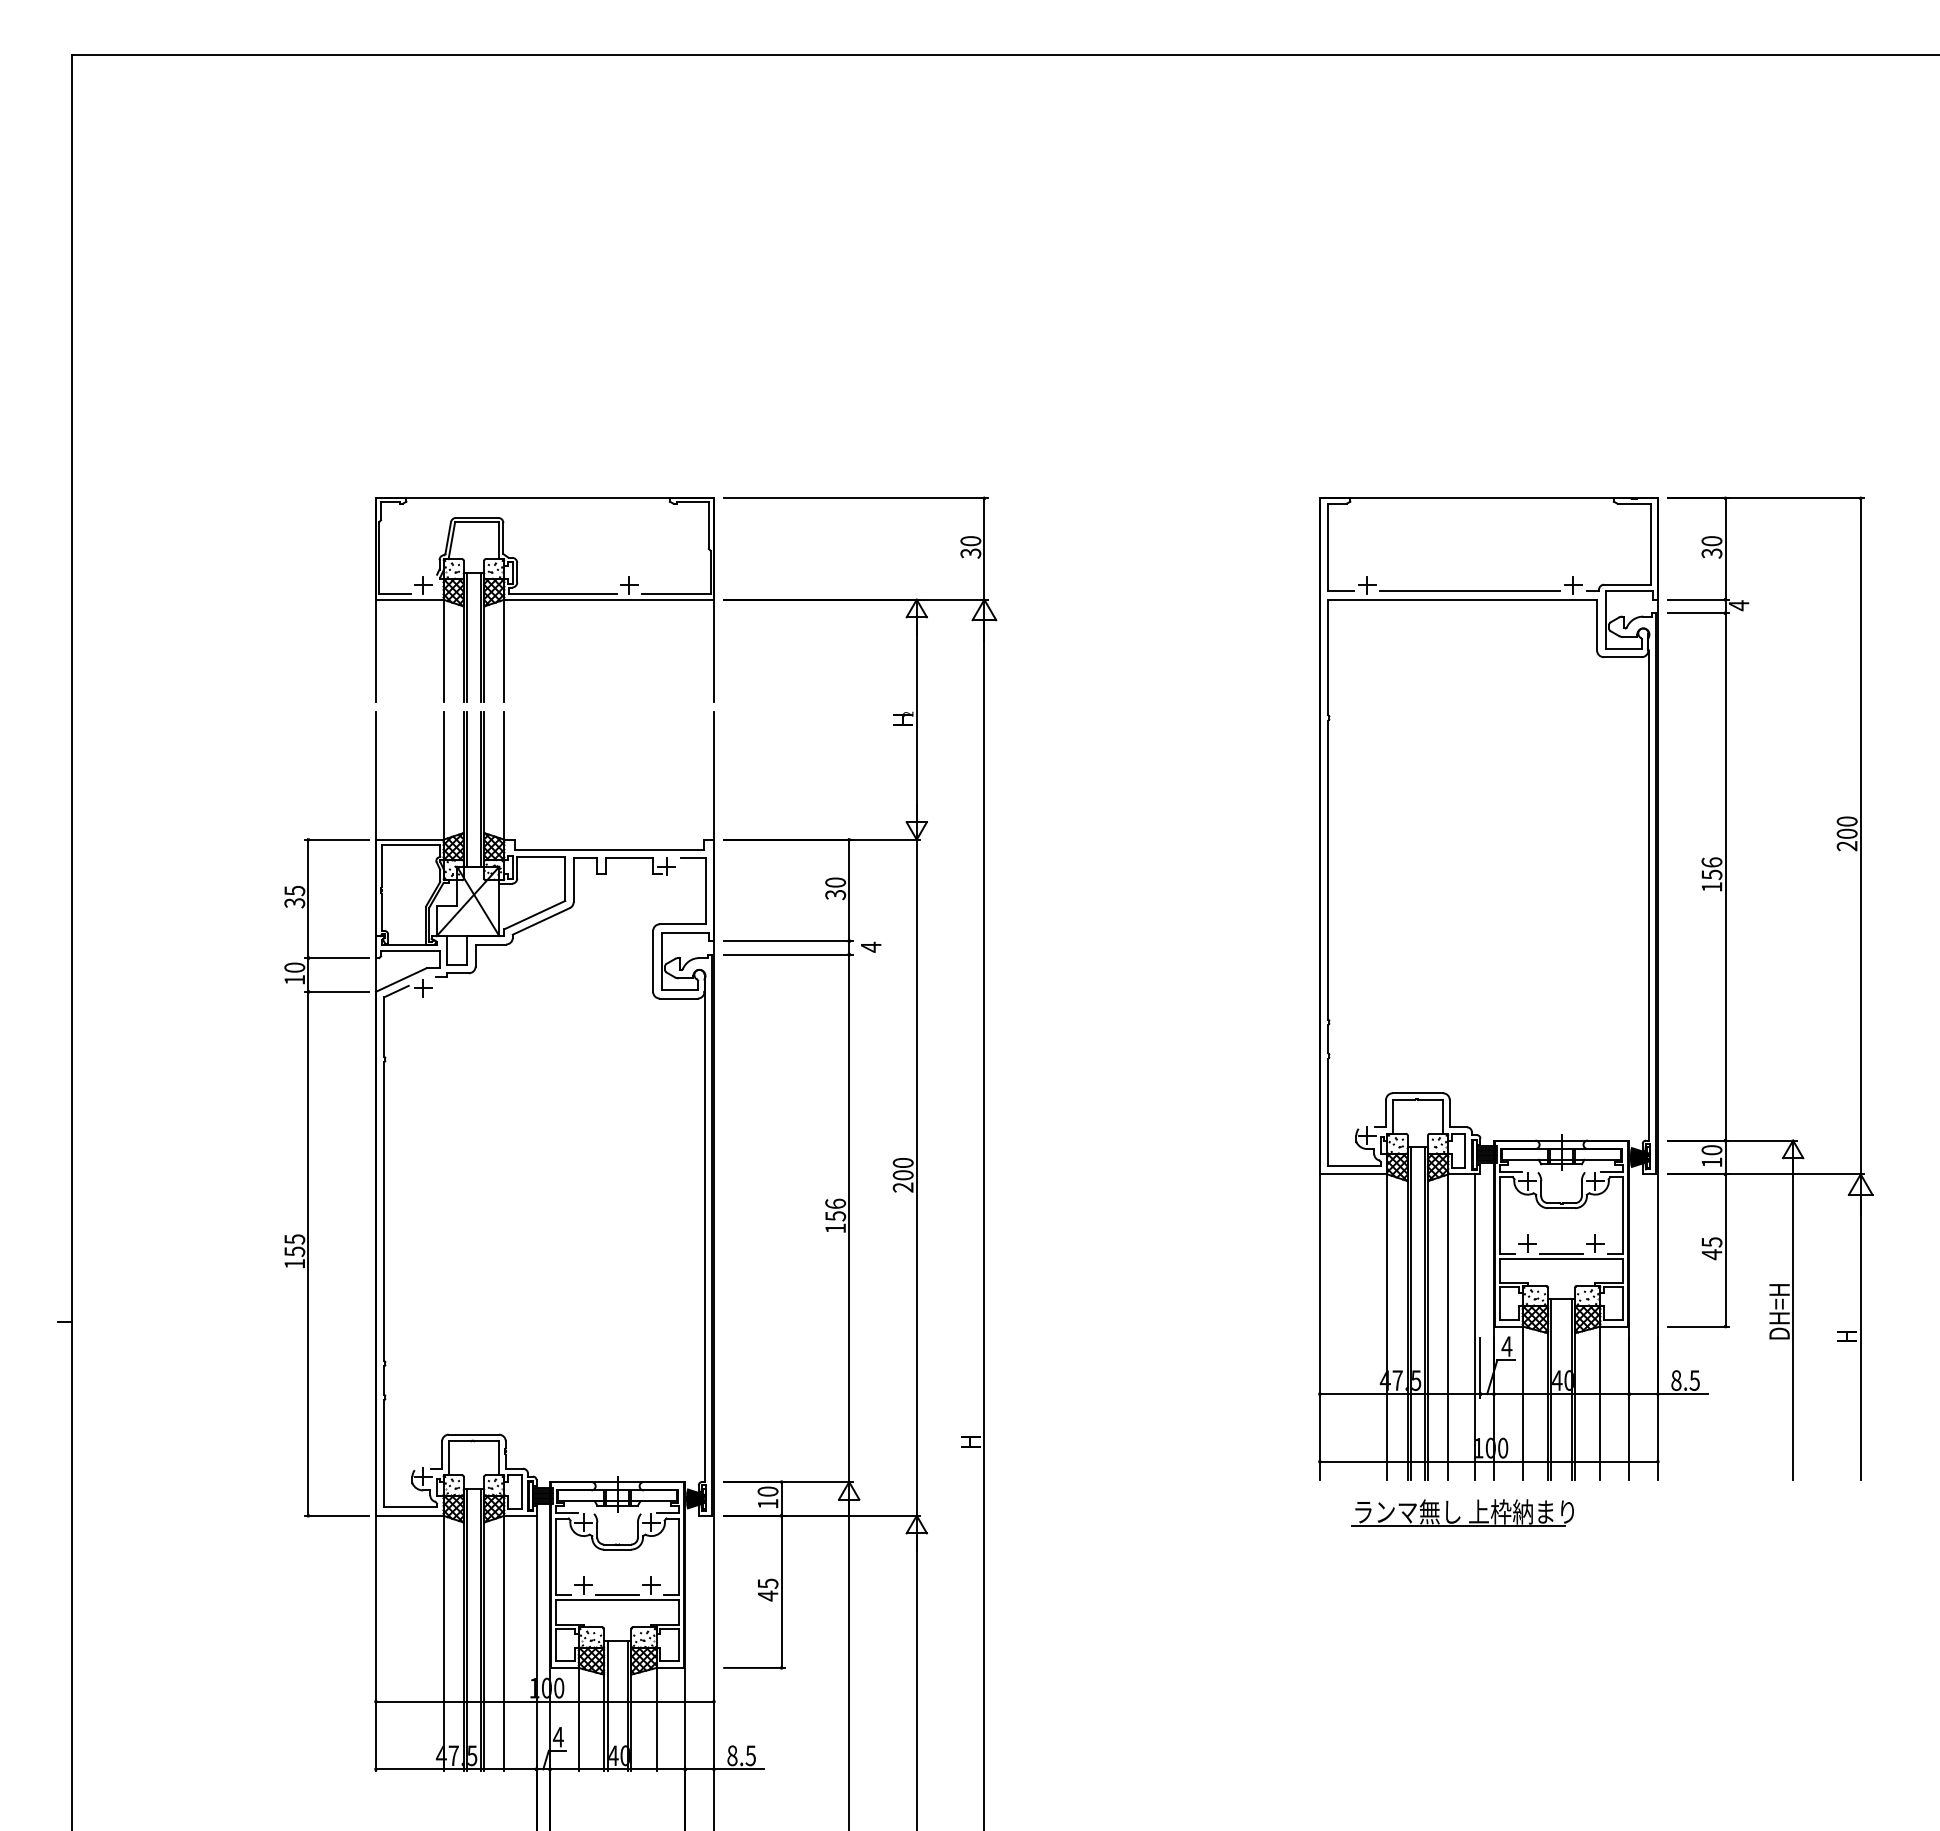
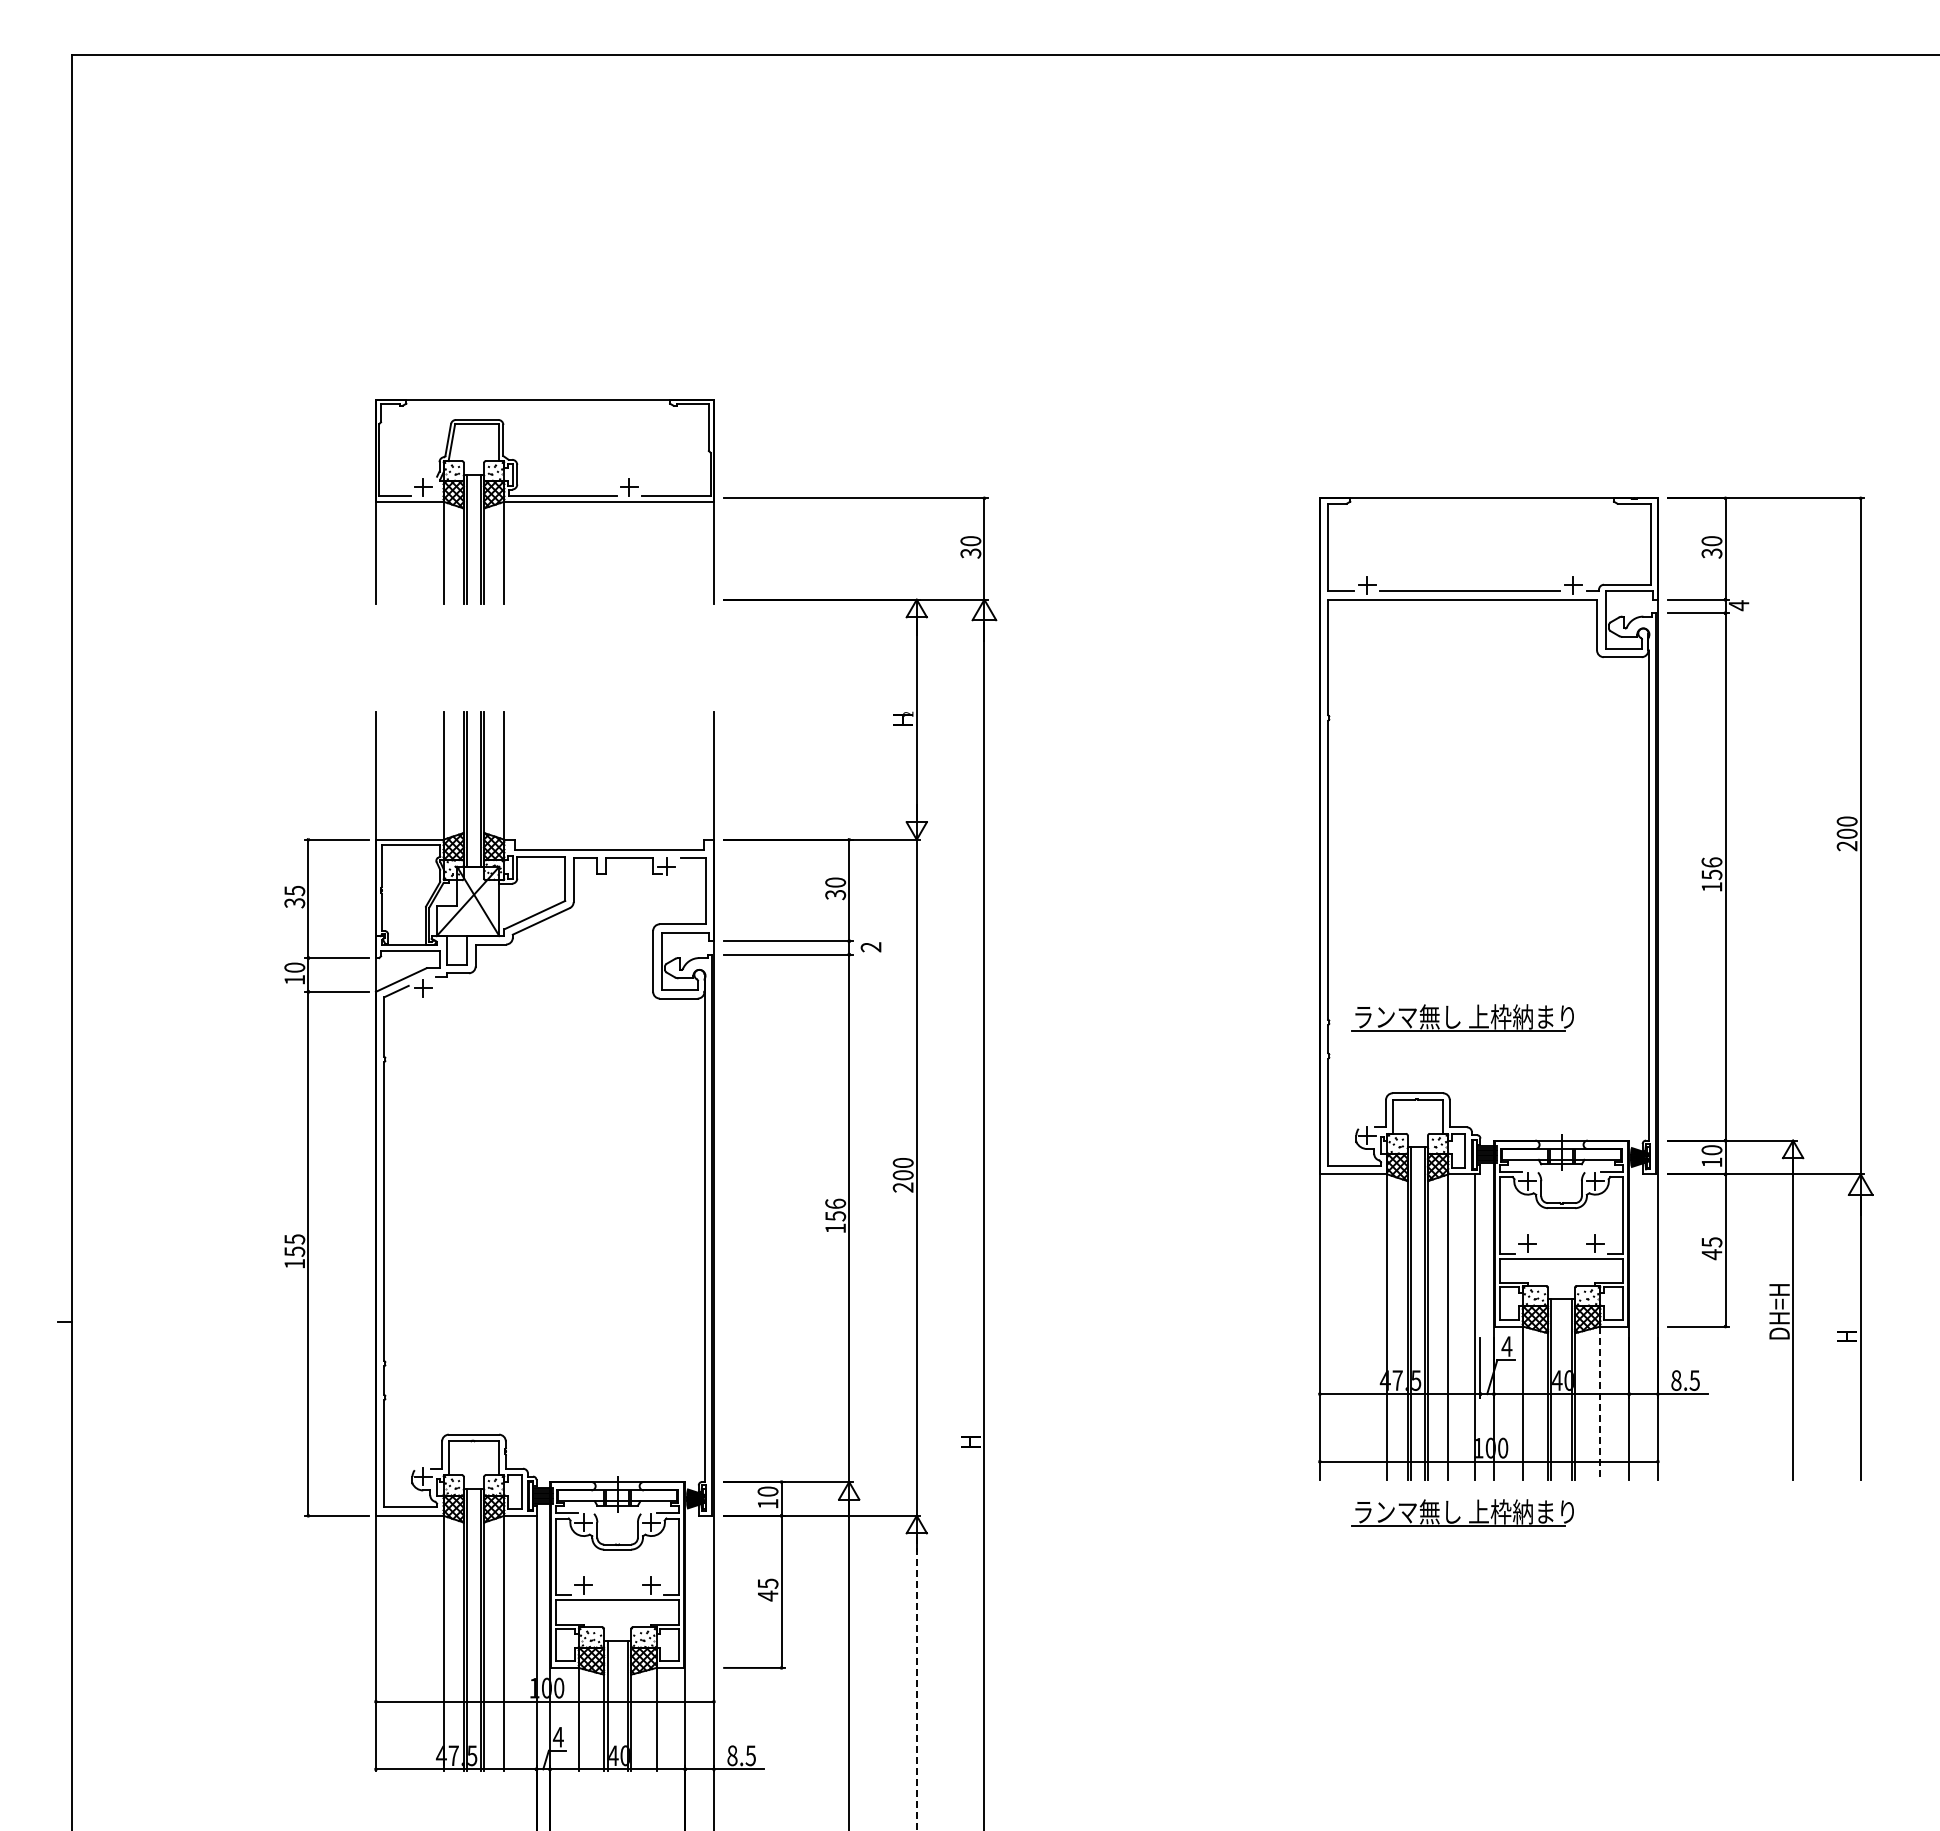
part position: (544, 599) -> (544, 501) (544, 501)
text: 4 -> 2 (870, 946)
part: none -> present (1462, 1017)
line: present -> none (1561, 1253)
line: solid -> dashed (1600, 1403)
line: present -> none (617, 1595)
line: solid -> dashed (916, 1683)
